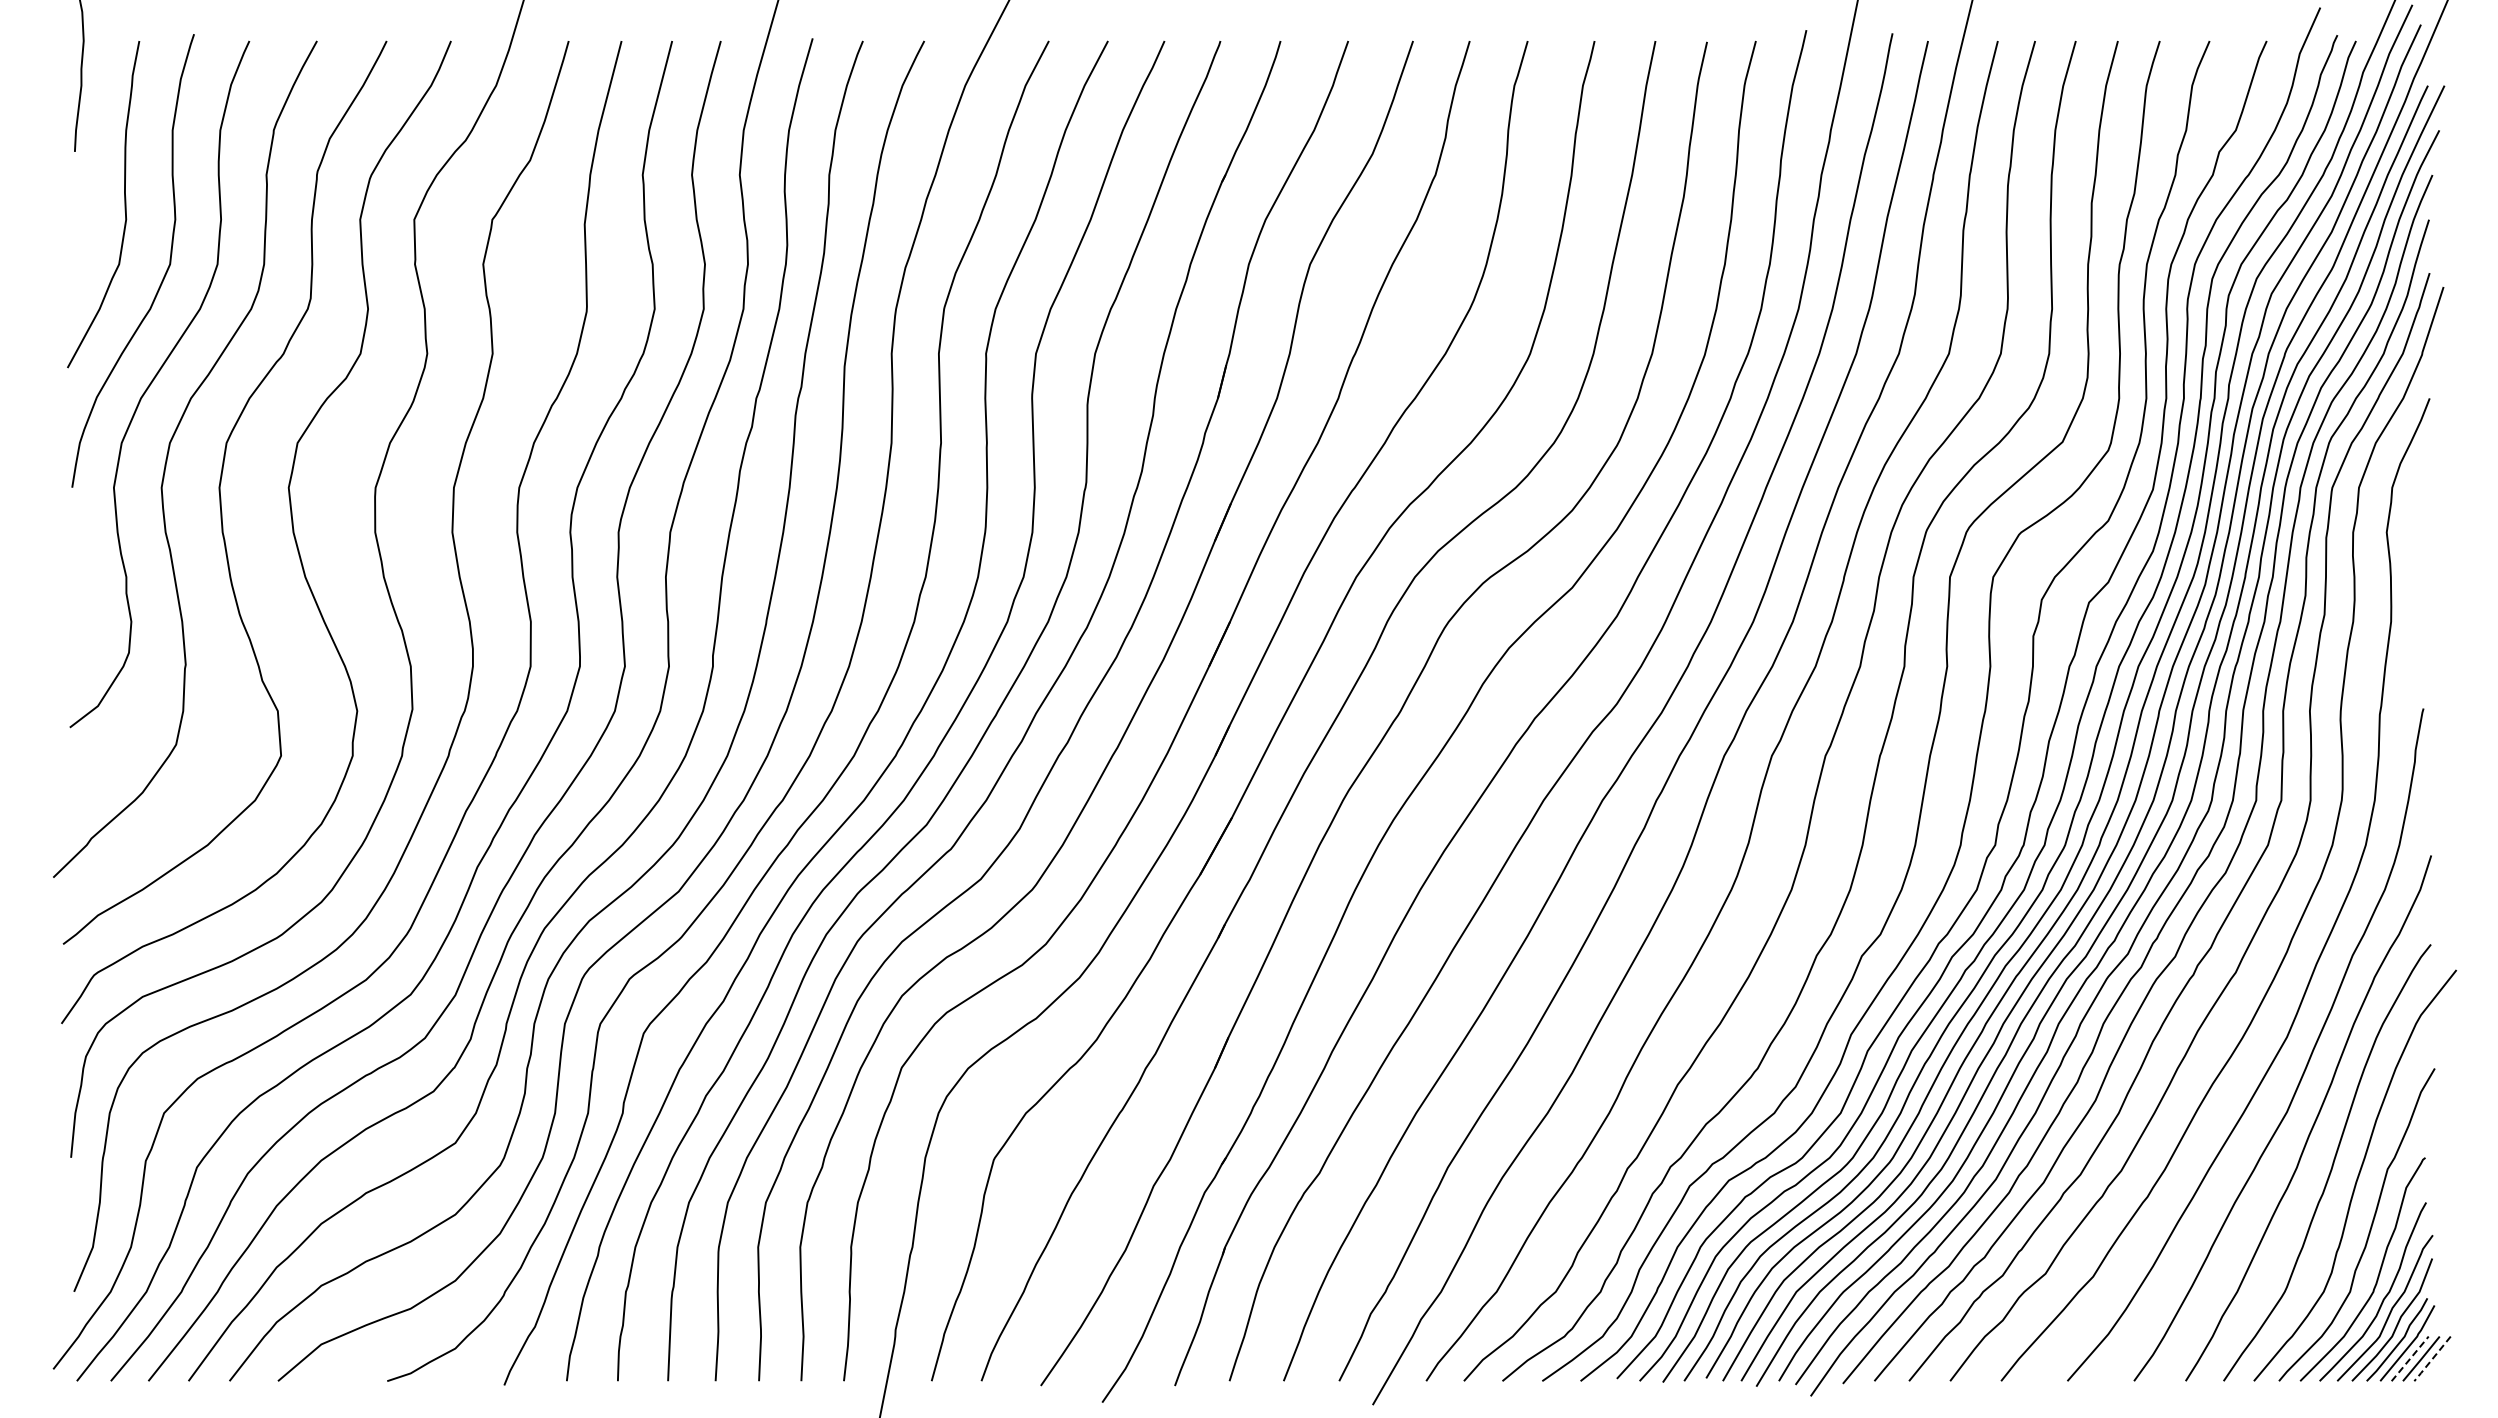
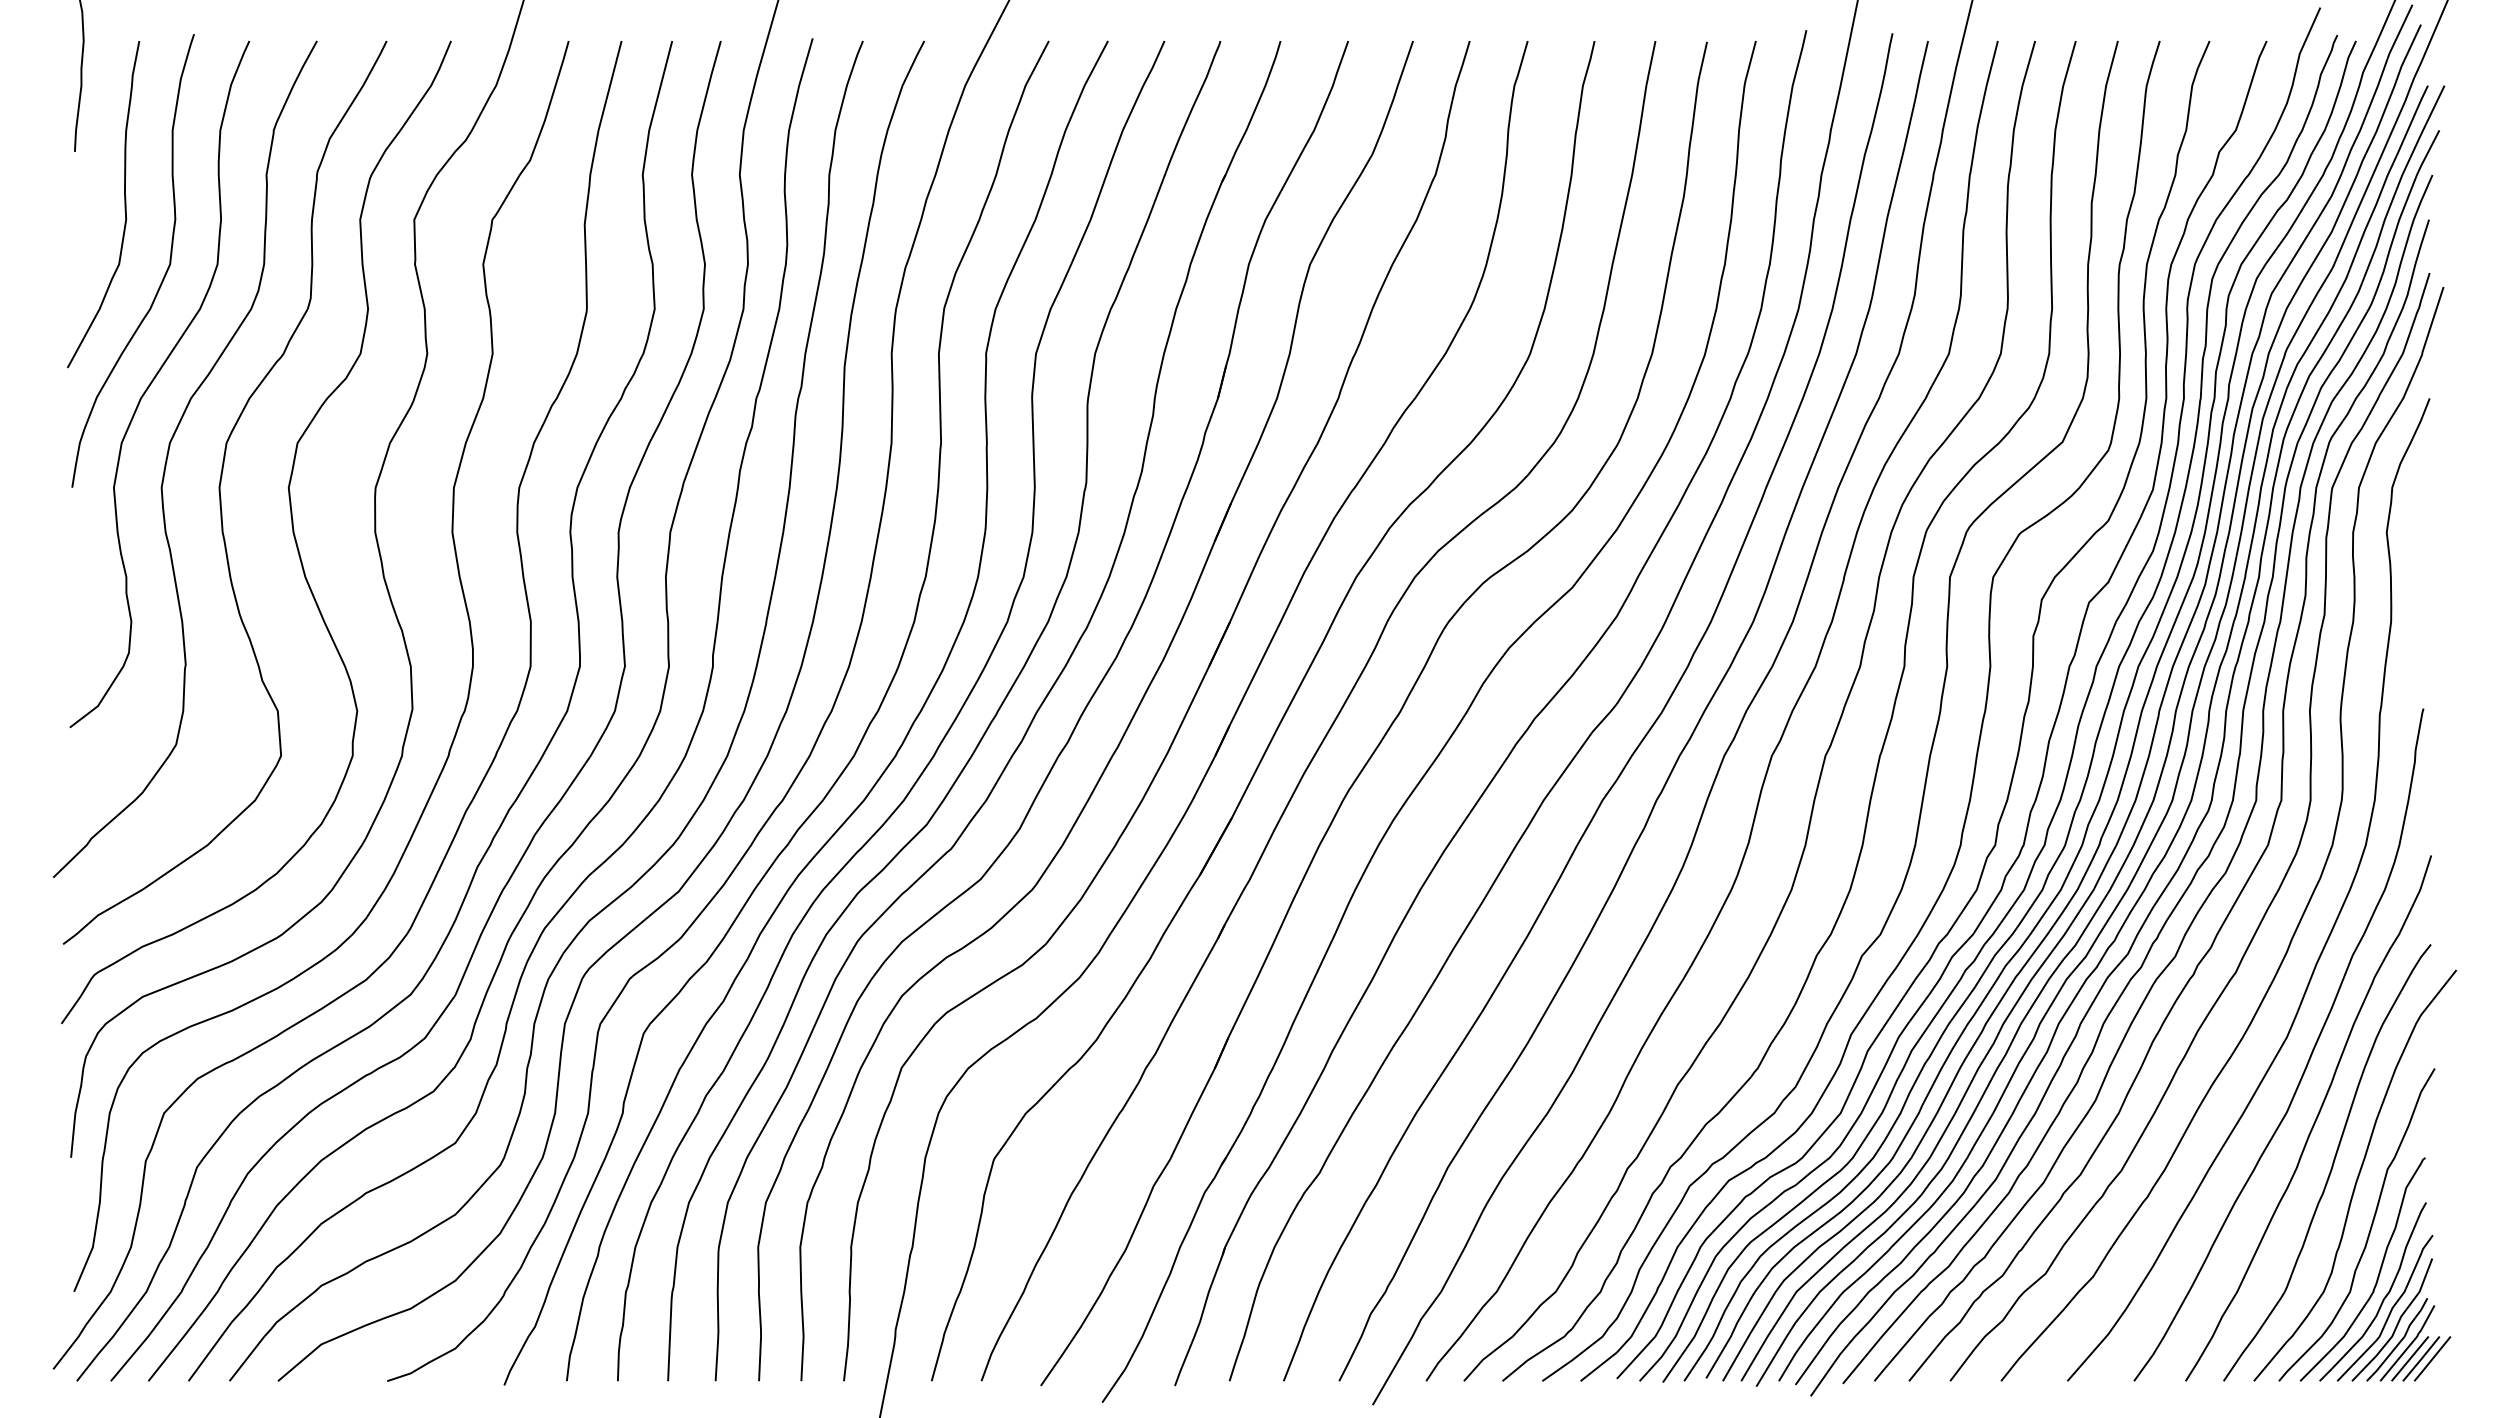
line: dashed -> solid (2410, 1358)
line: dashed -> solid (2432, 1359)
